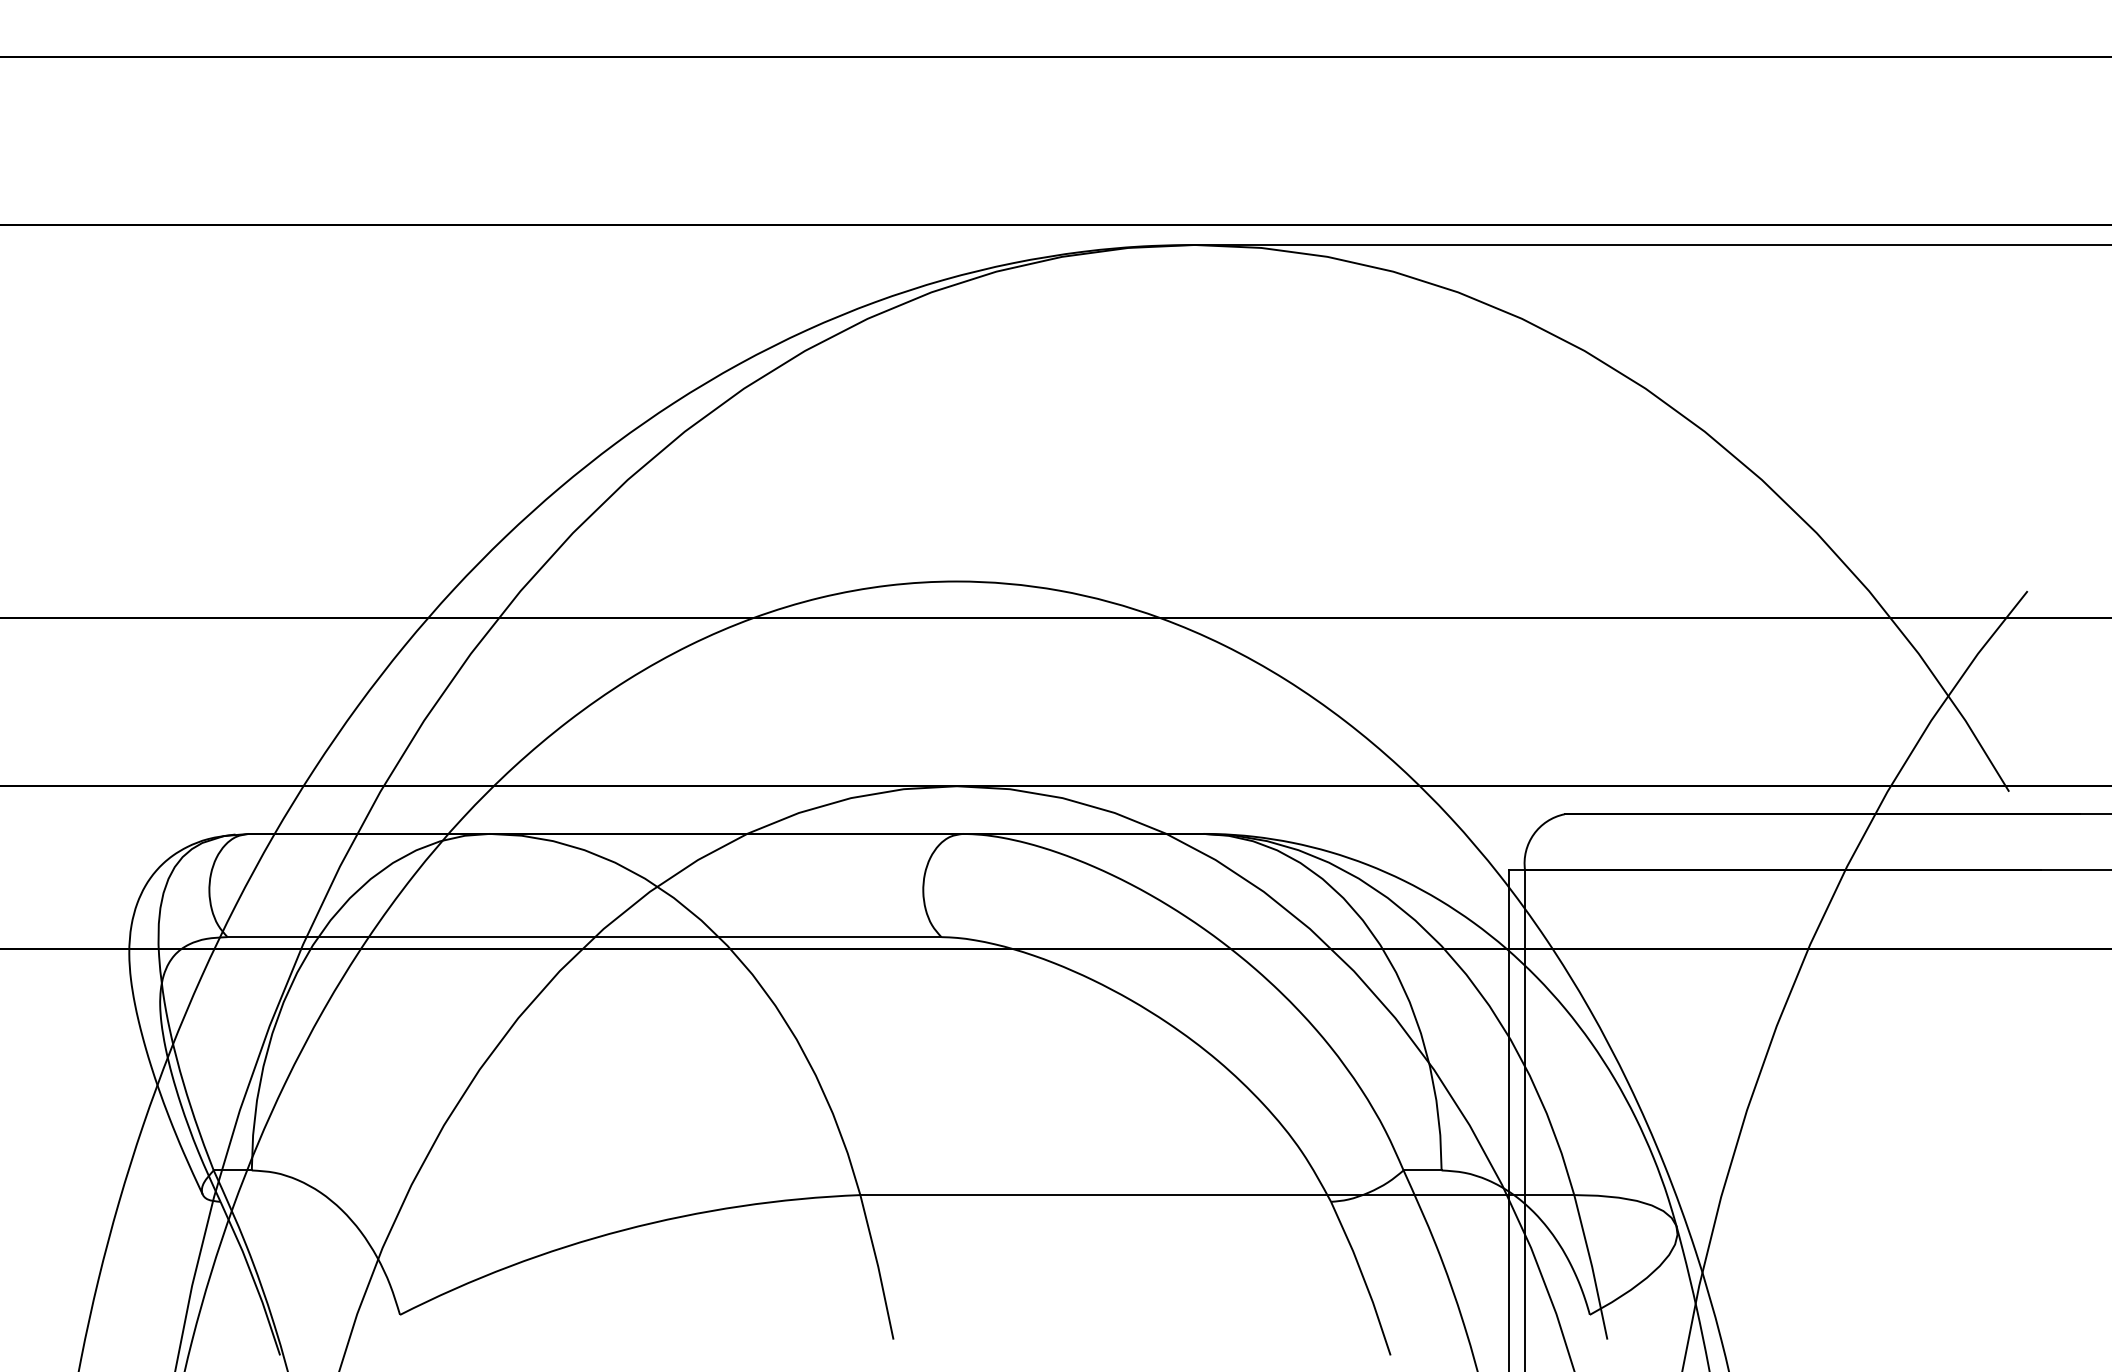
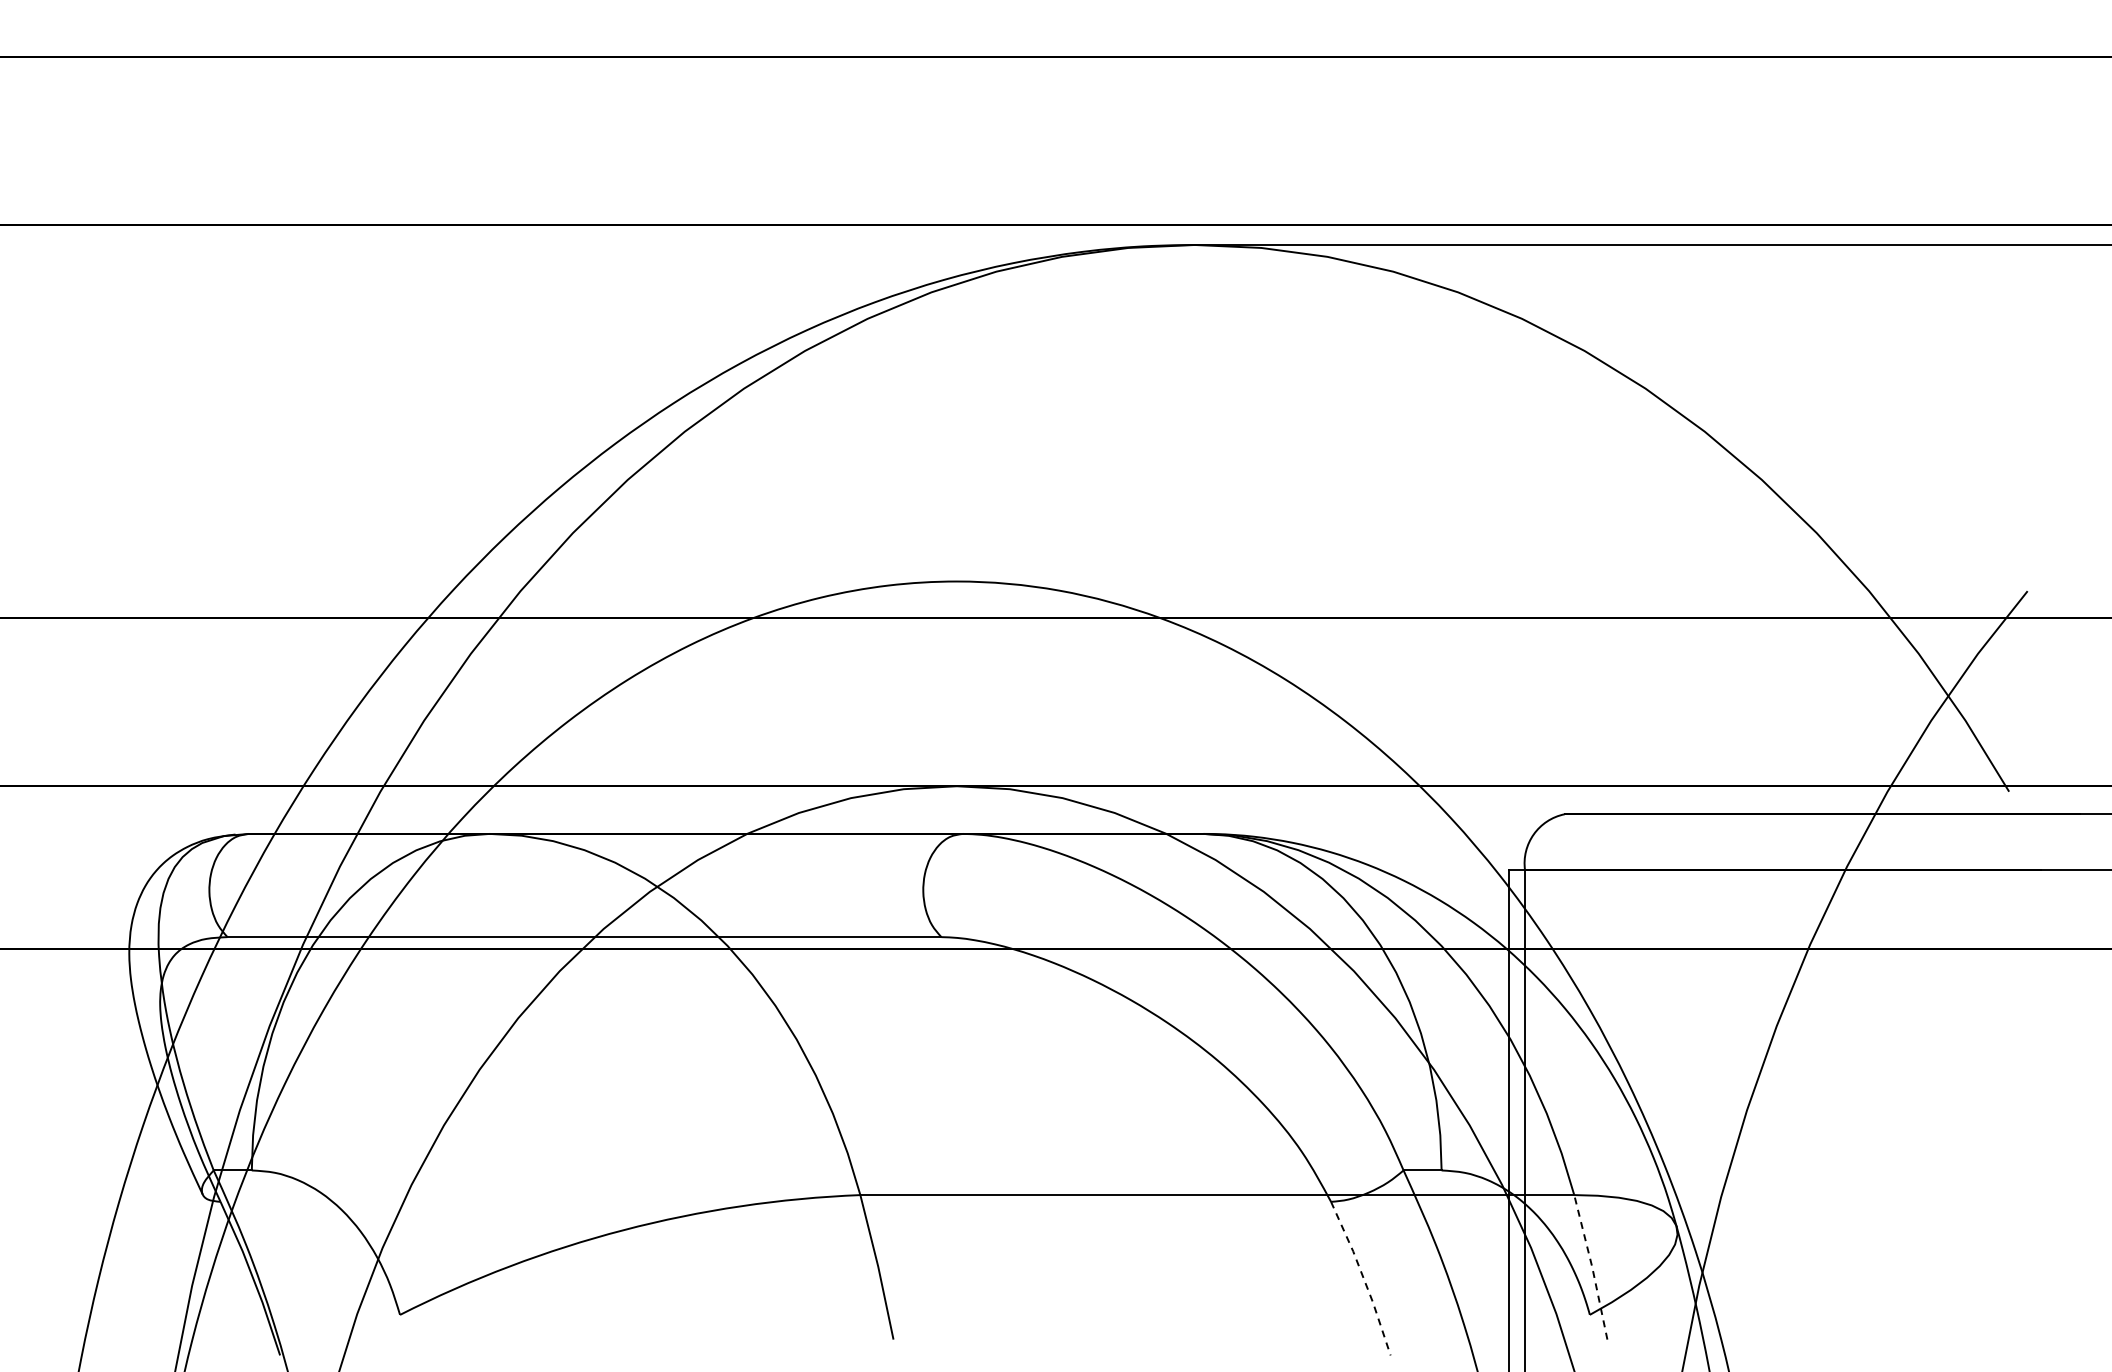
line: solid -> dashed (1592, 1266)
line: solid -> dashed (1363, 1277)
